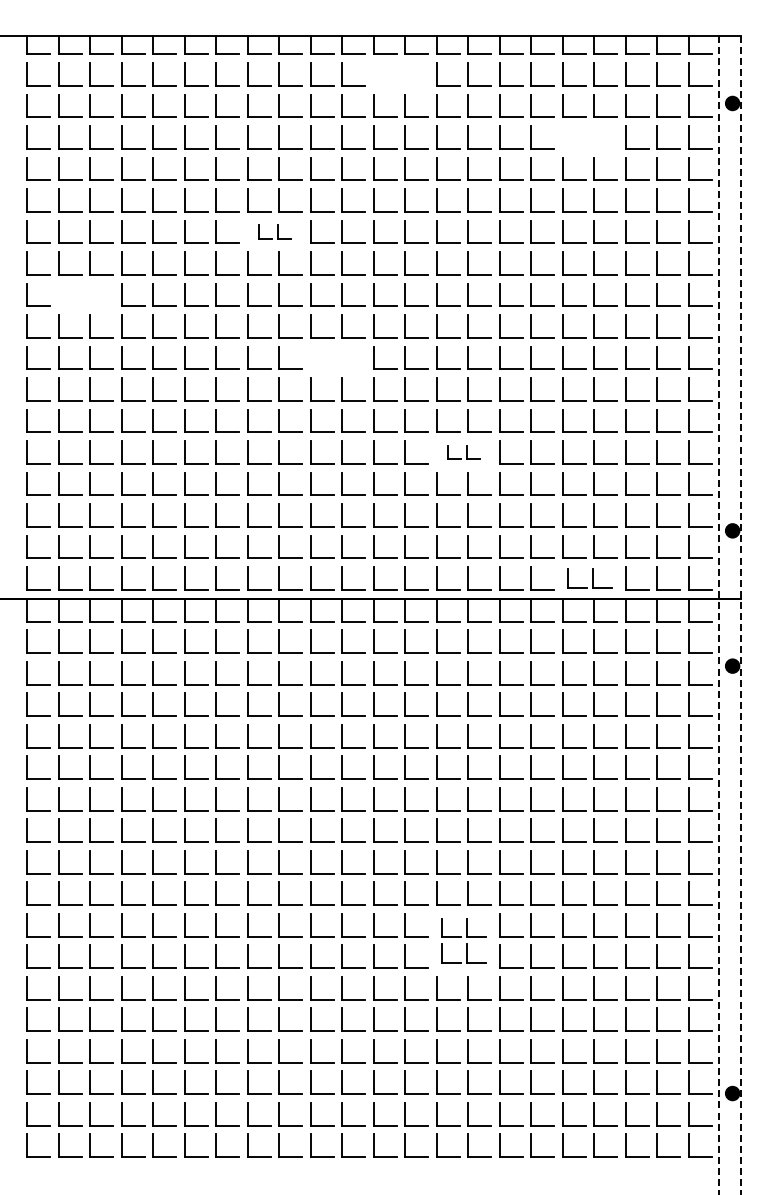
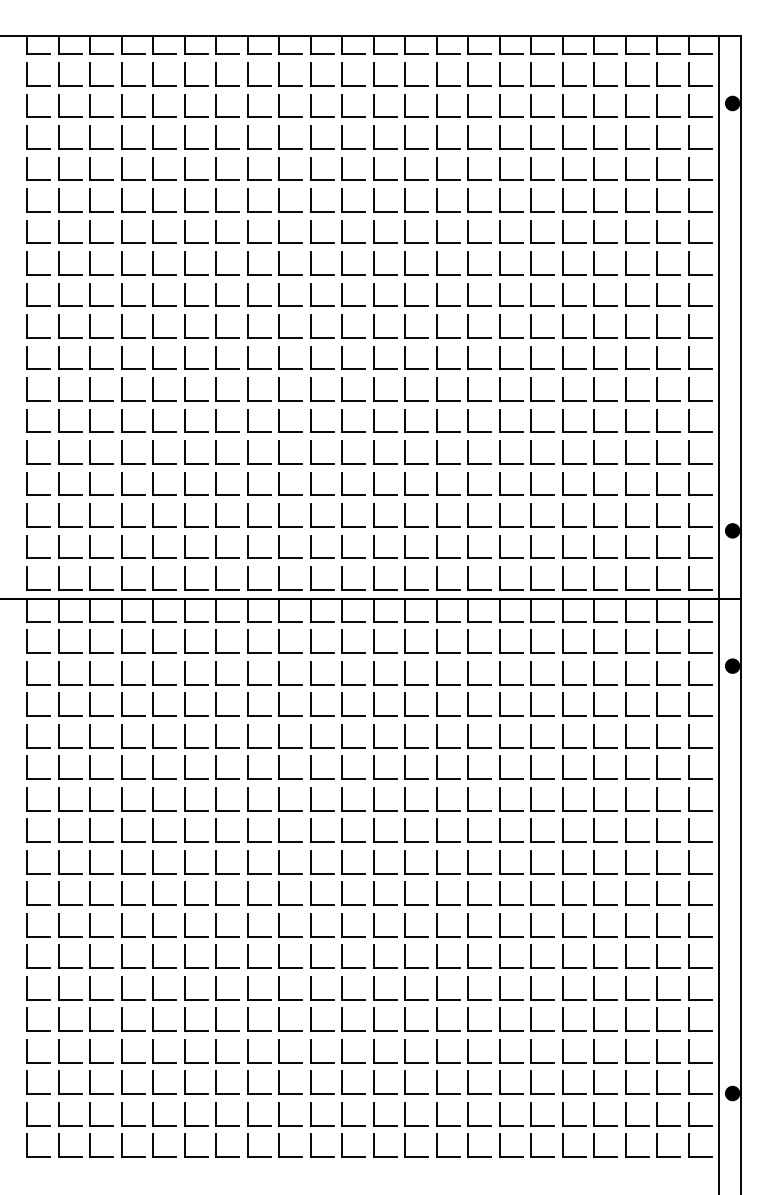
part: none -> present (400, 74)
part: none -> present (589, 137)
part size: 34x16 px -> 56x24 px (274, 231)
part: none -> present (85, 294)
part: none -> present (337, 357)
part size: 34x15 px -> 56x25 px (463, 452)
part size: 46x21 px -> 56x25 px (589, 578)
line: dashed -> solid (718, 615)
line: dashed -> solid (741, 615)
part size: 46x46 px -> 56x56 px (463, 940)
